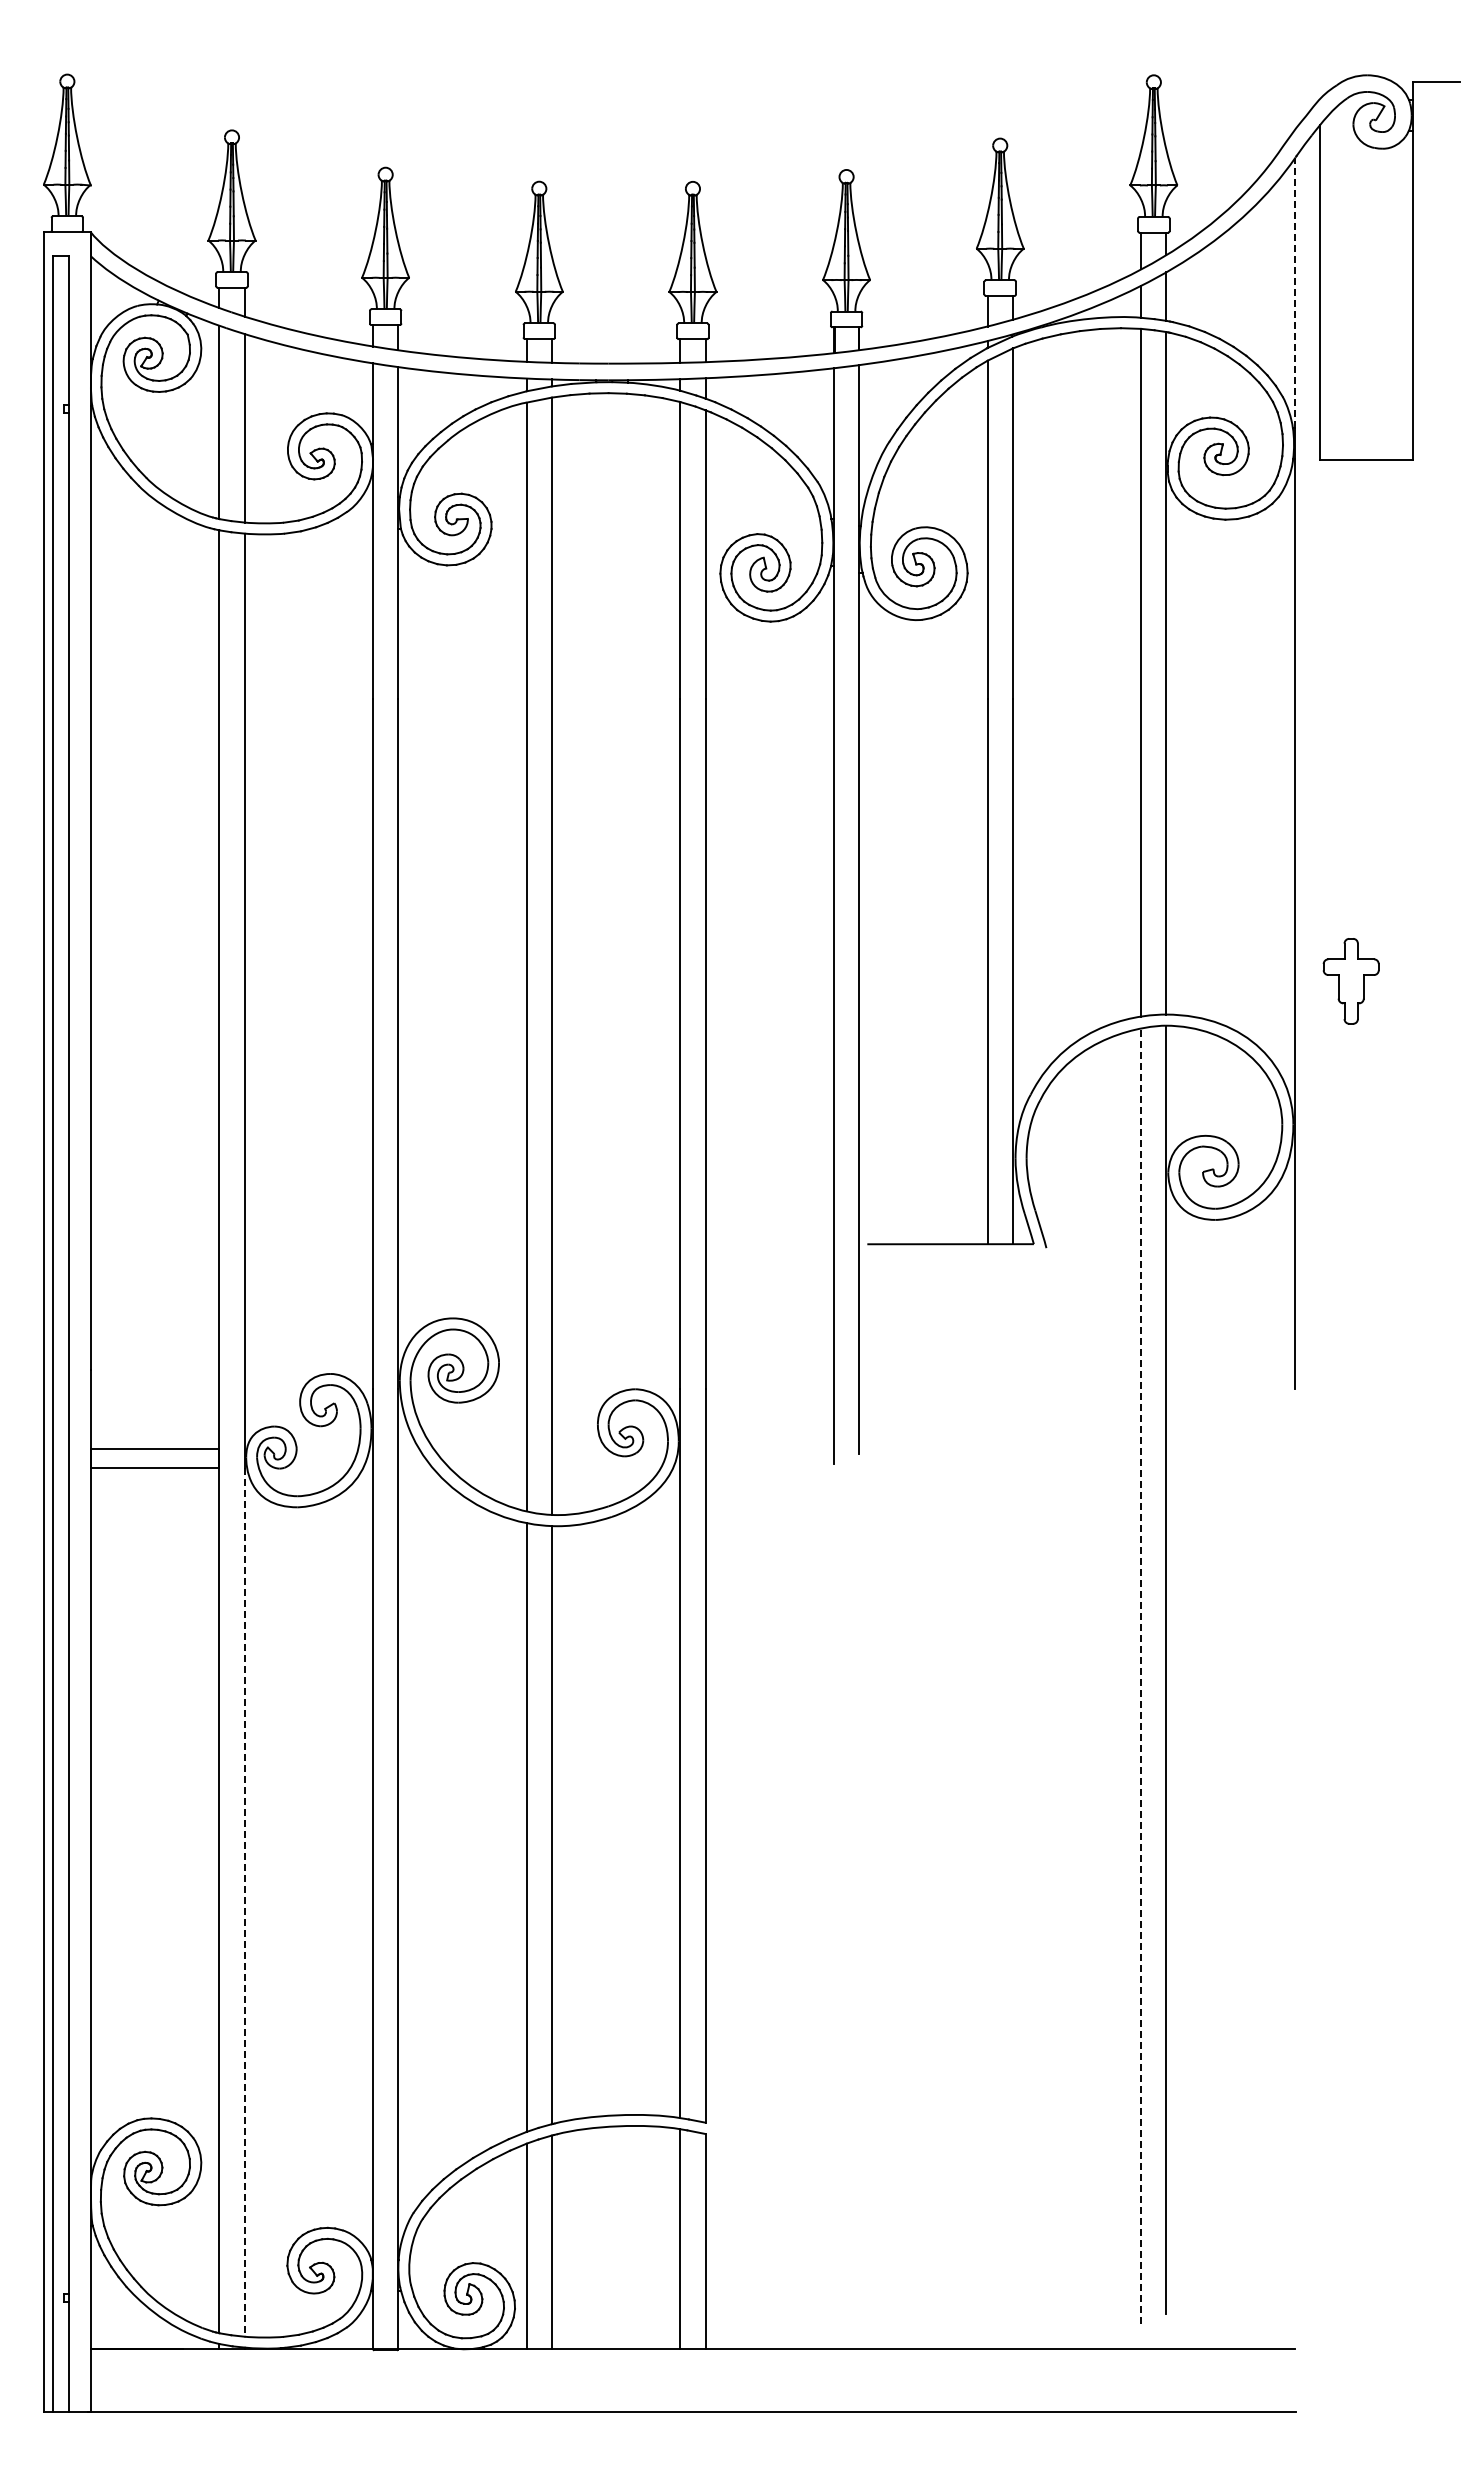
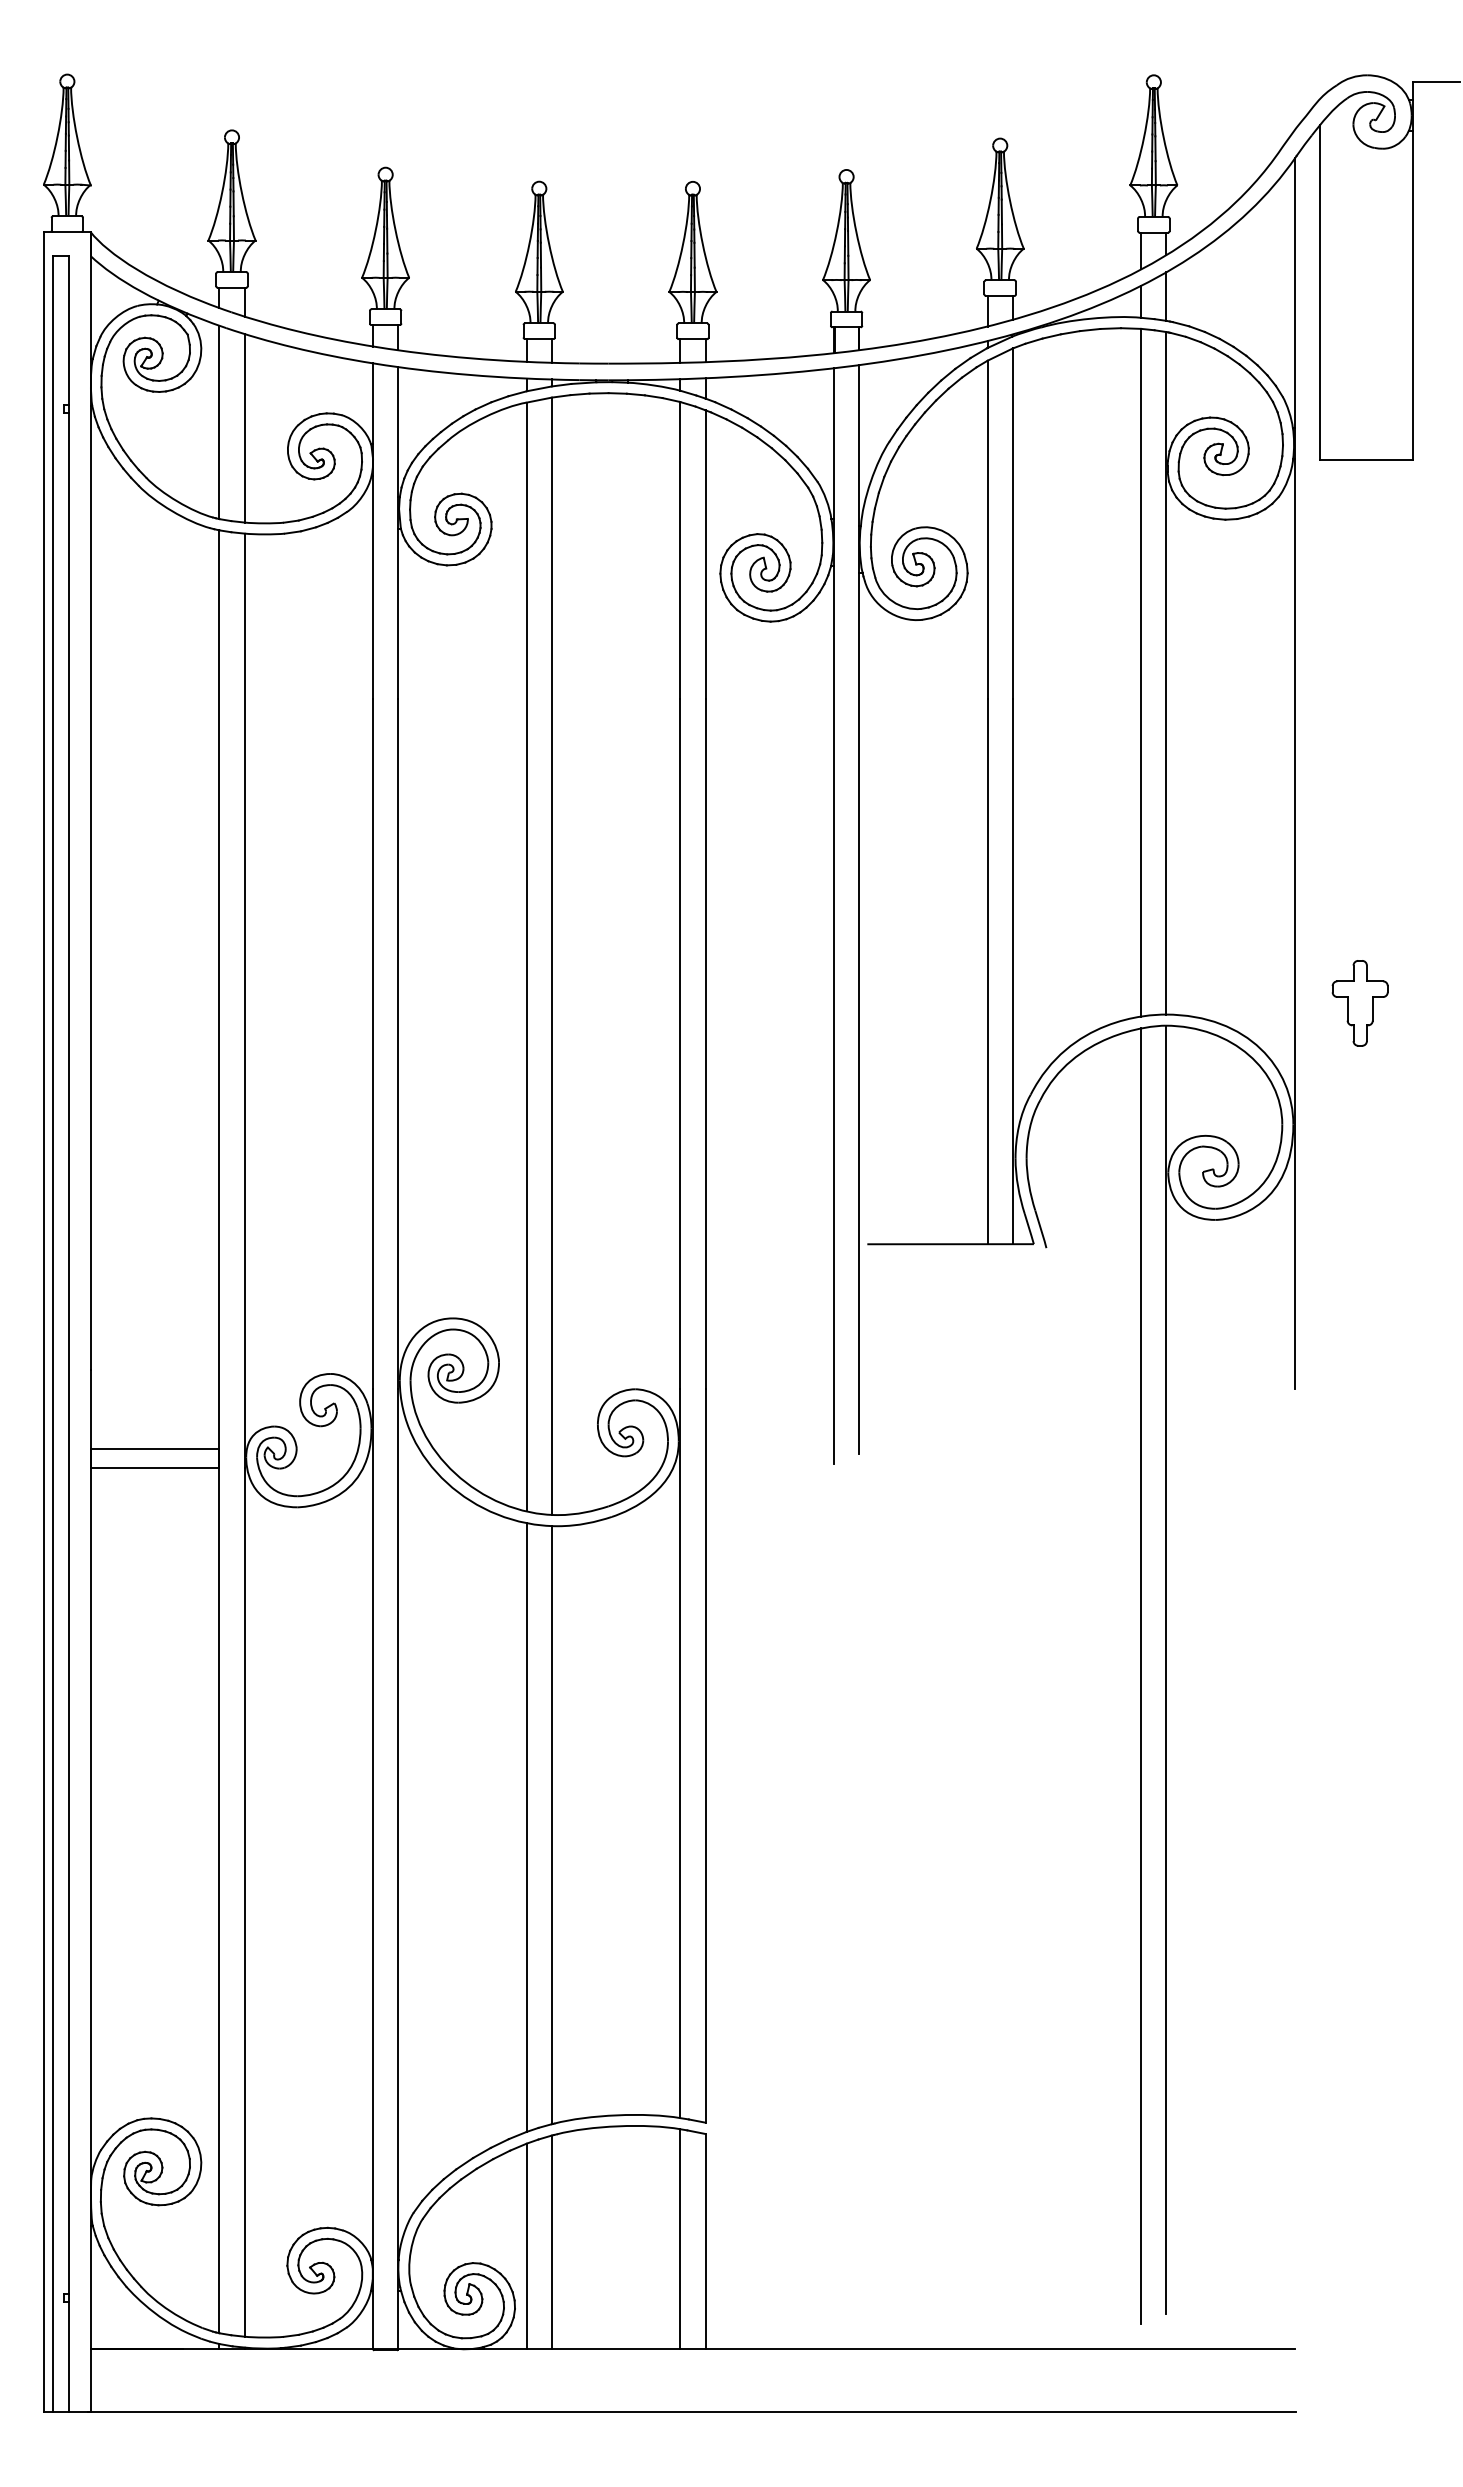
line: dashed -> solid (1294, 293)
part position: (1350, 981) -> (1359, 1003) (1359, 1003)
line: dashed -> solid (1141, 1676)
line: dashed -> solid (244, 1902)
